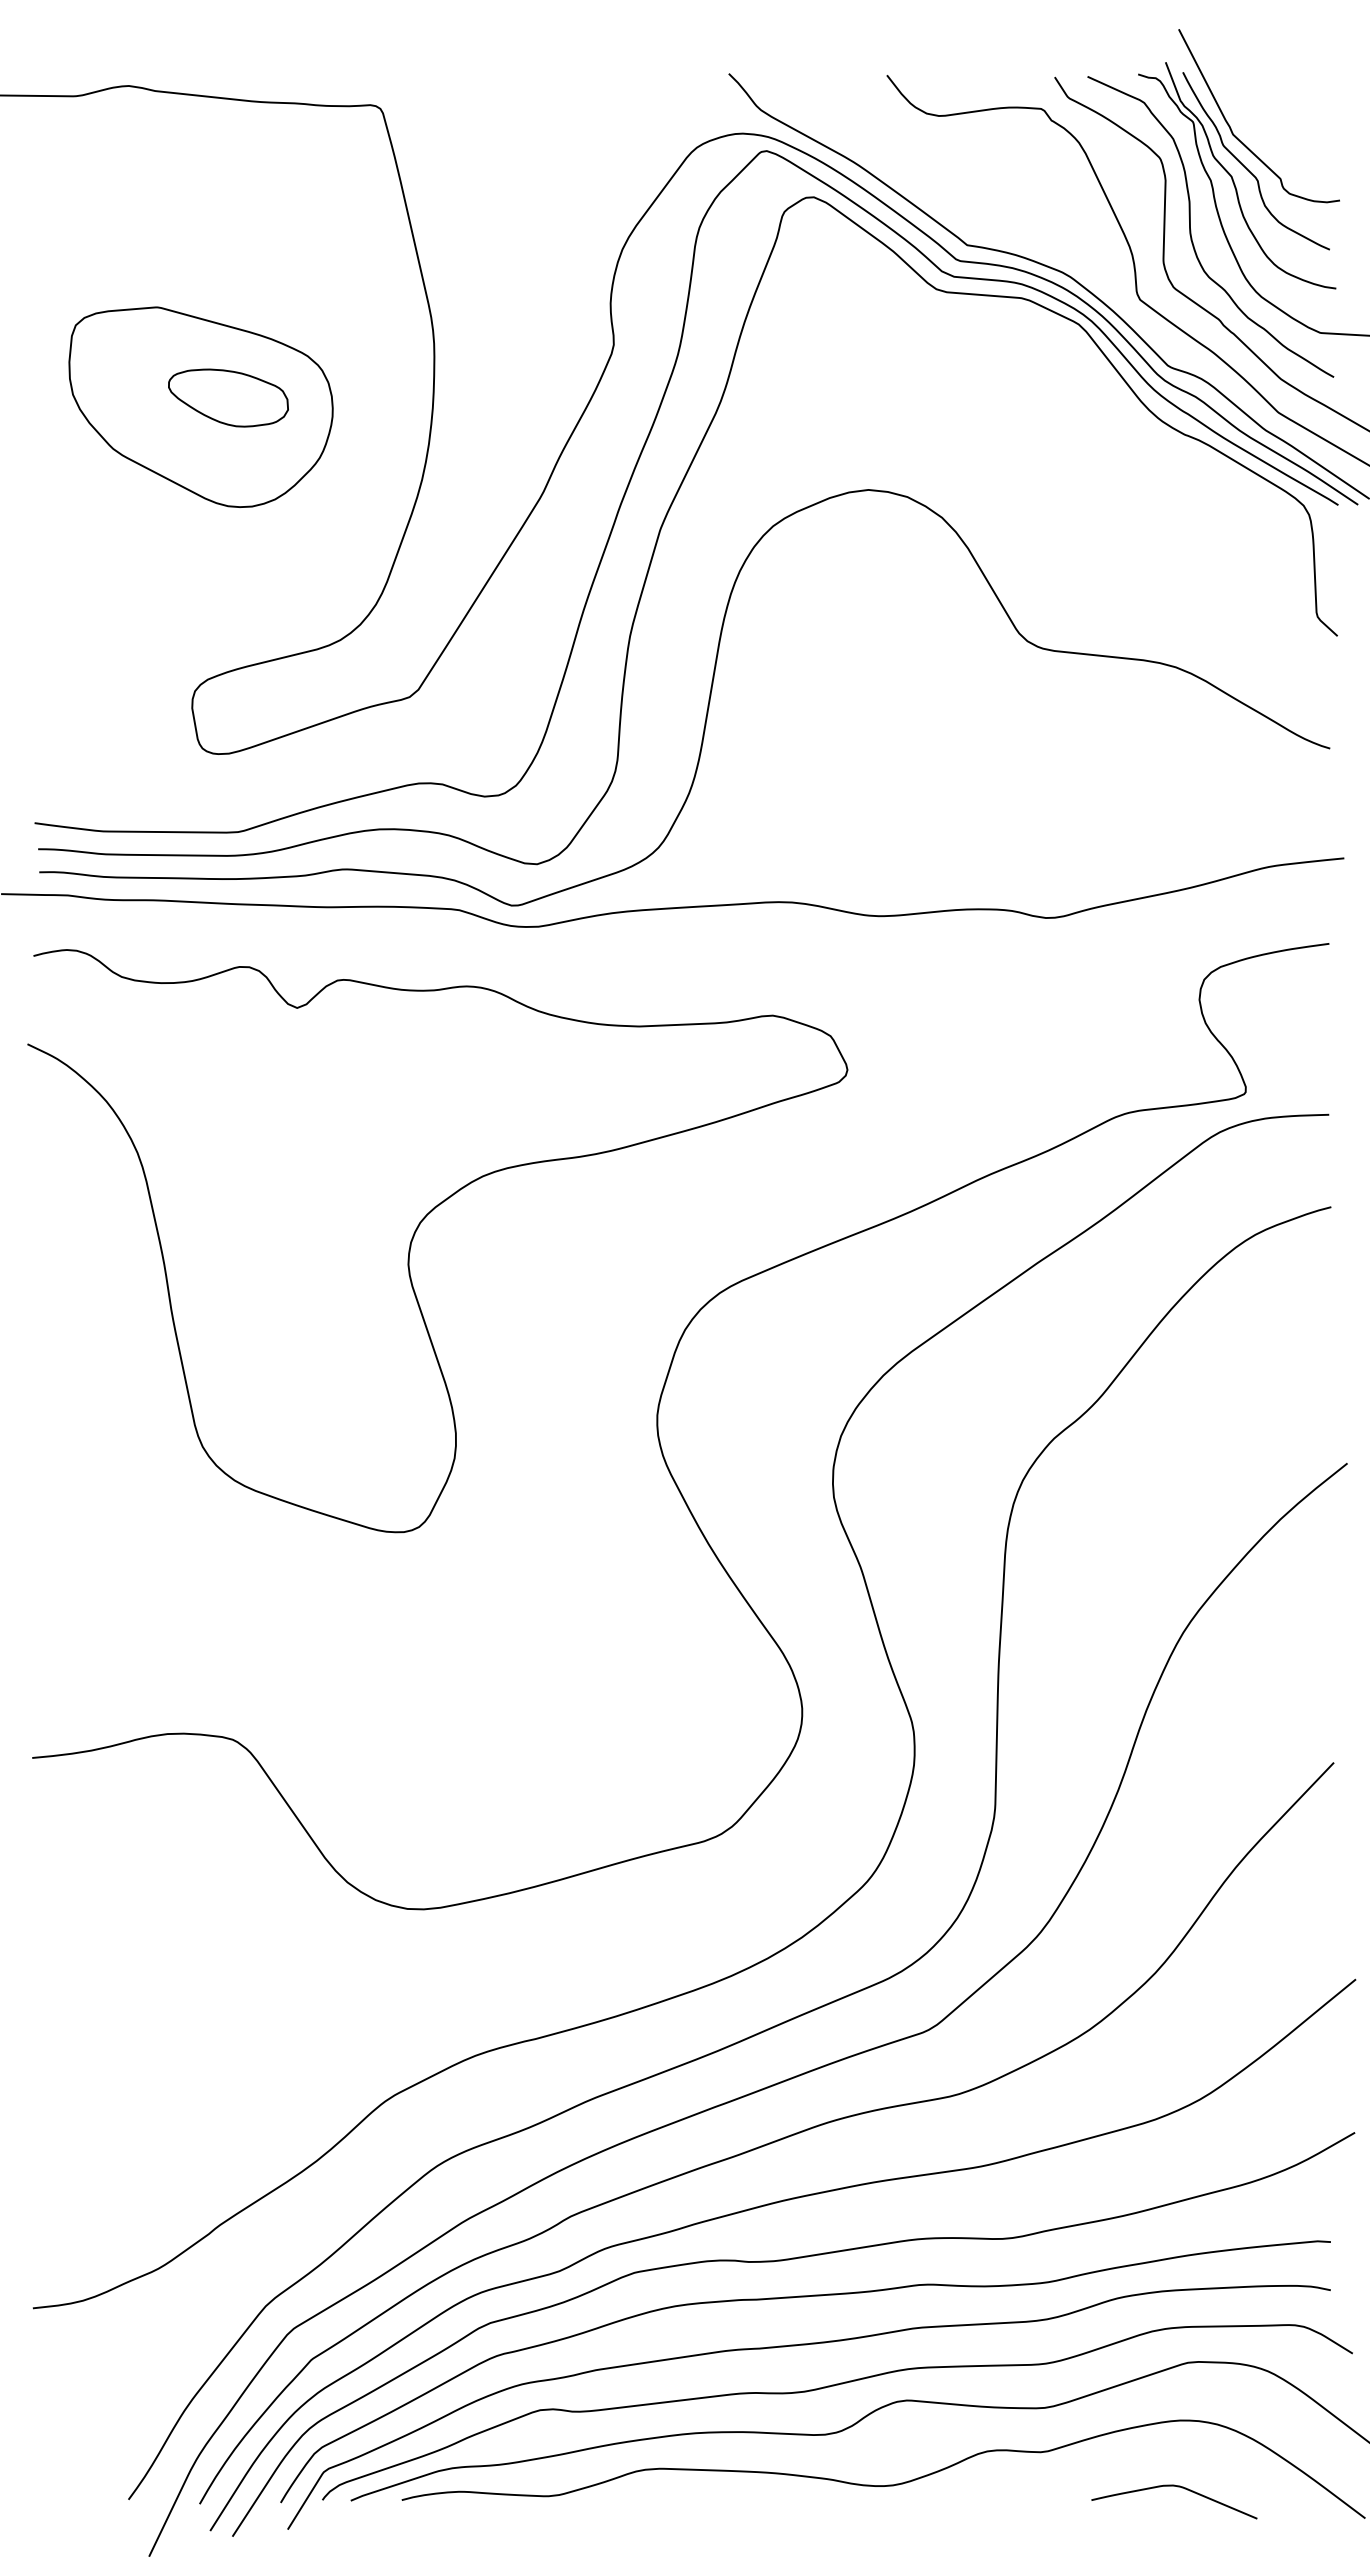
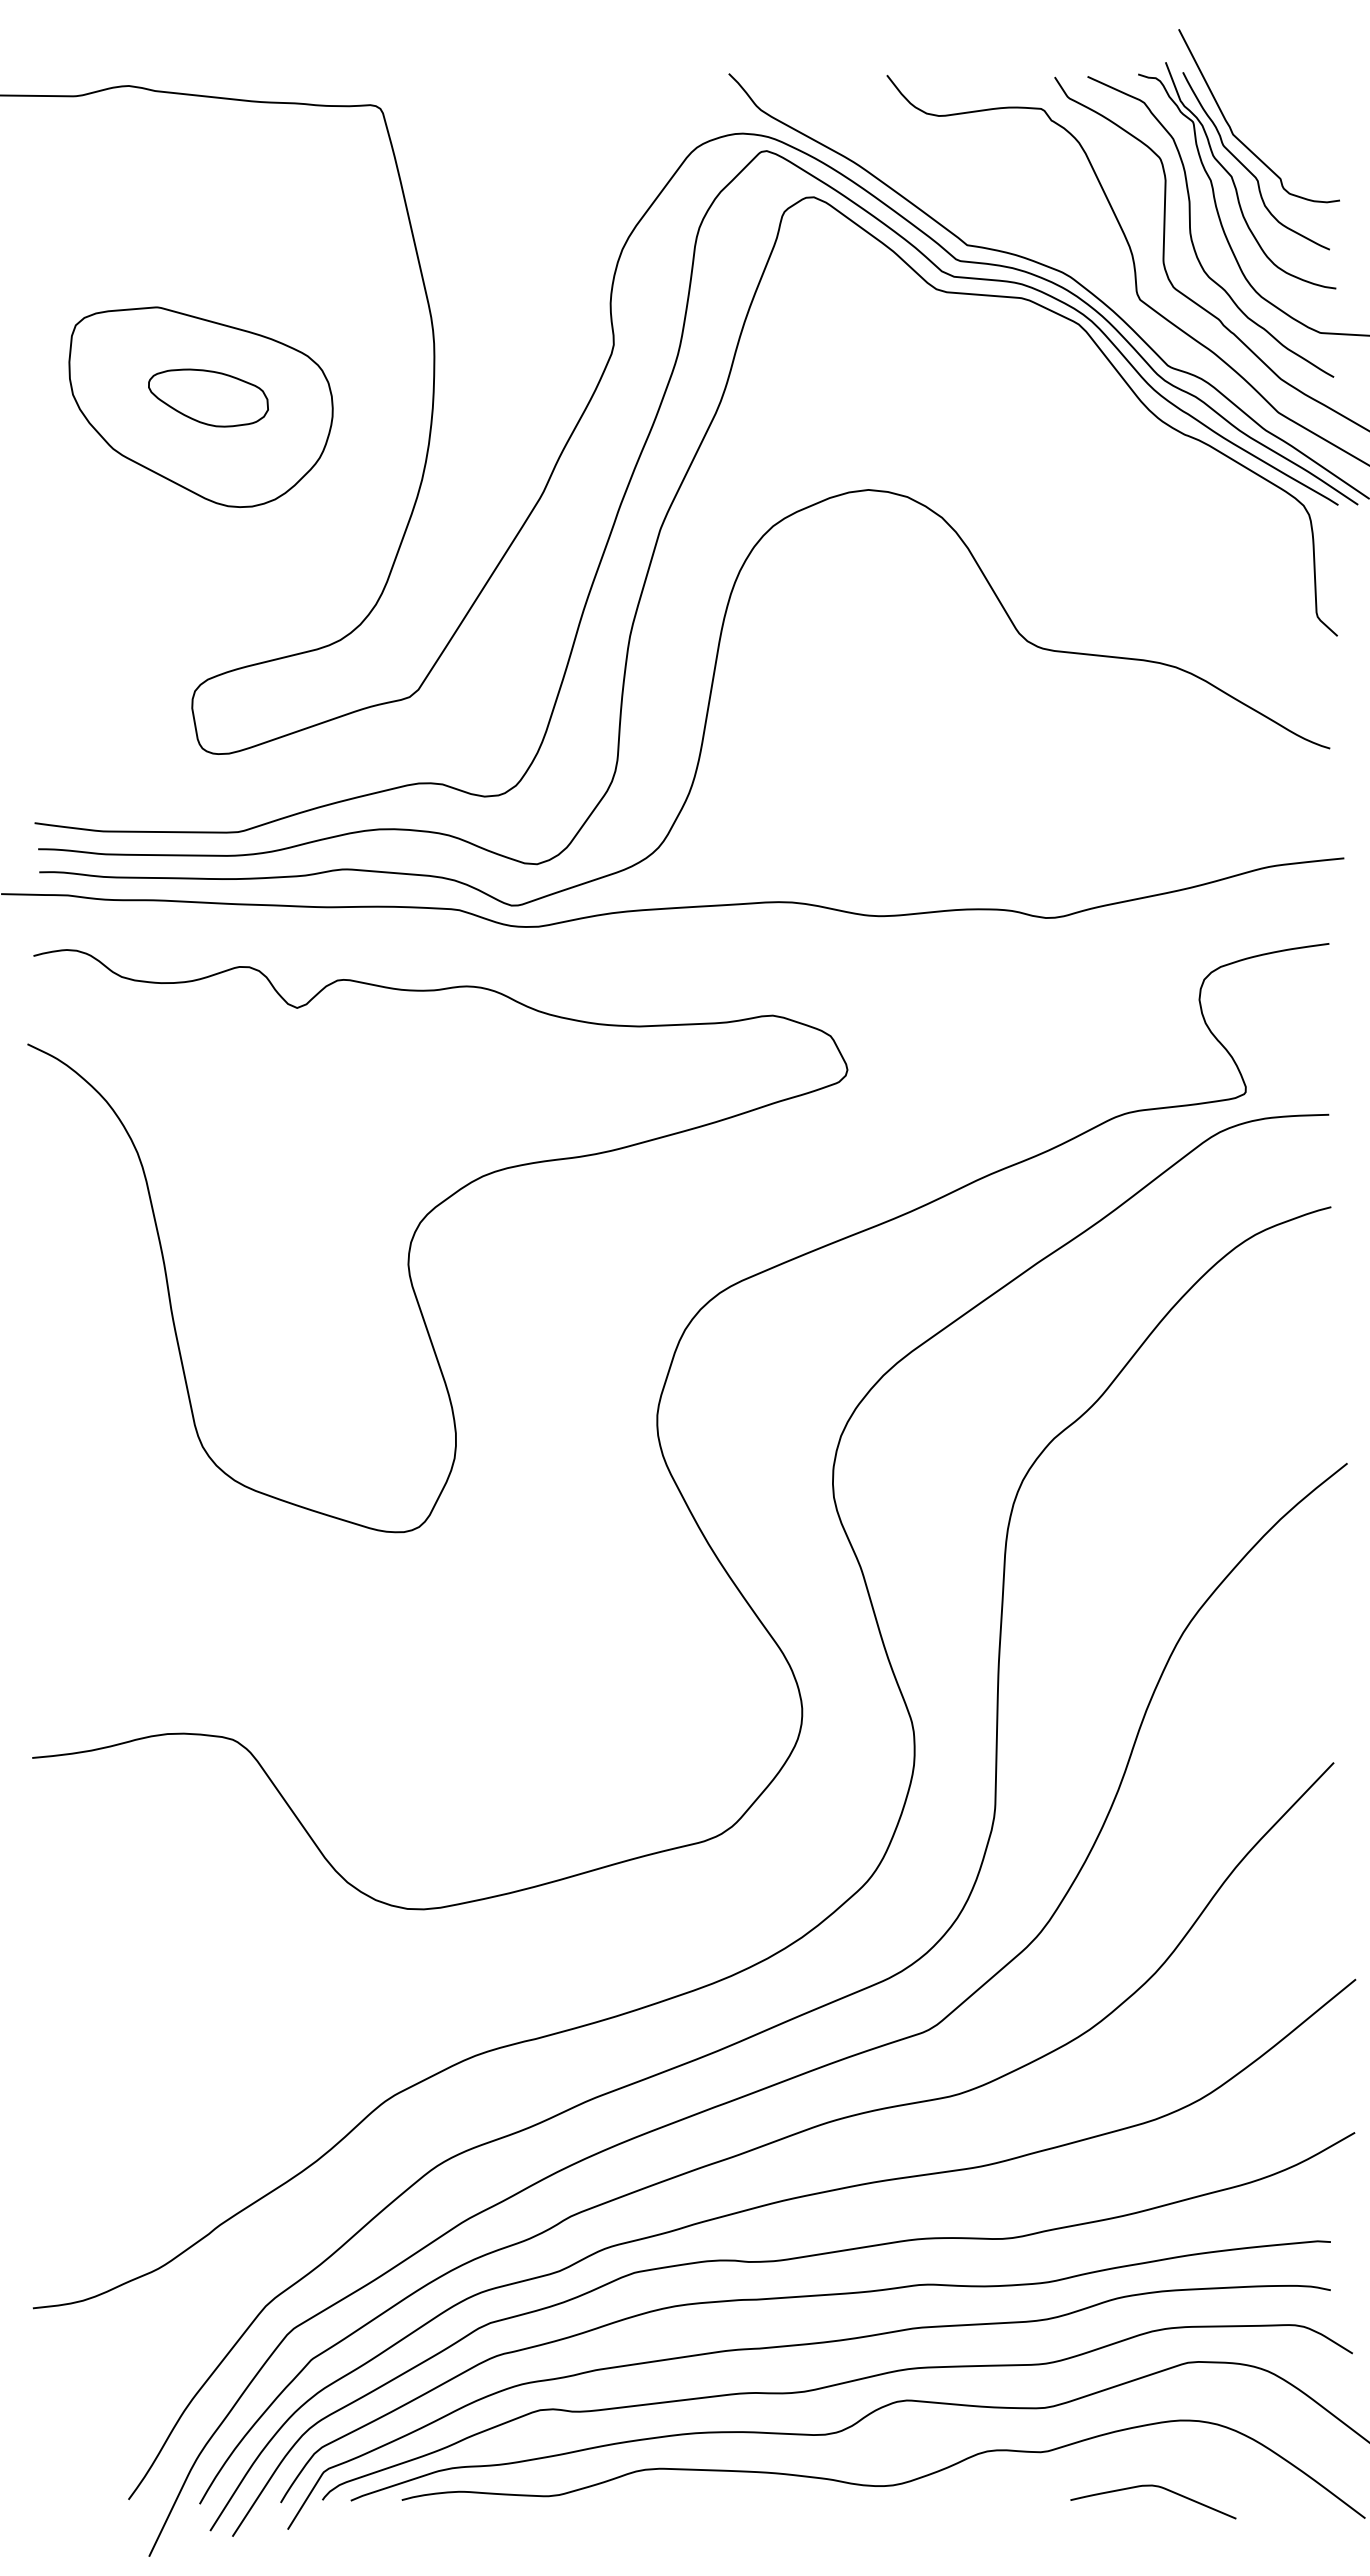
part position: (228, 397) -> (208, 397) (208, 397)
curve position: (1177, 2487) -> (1156, 2487) (1156, 2487)
